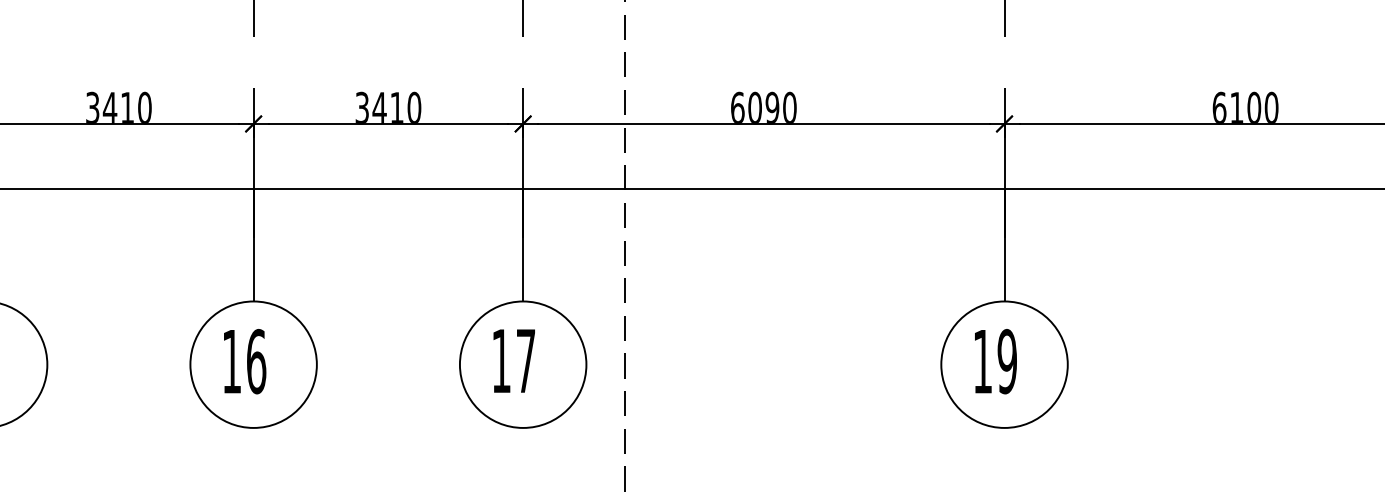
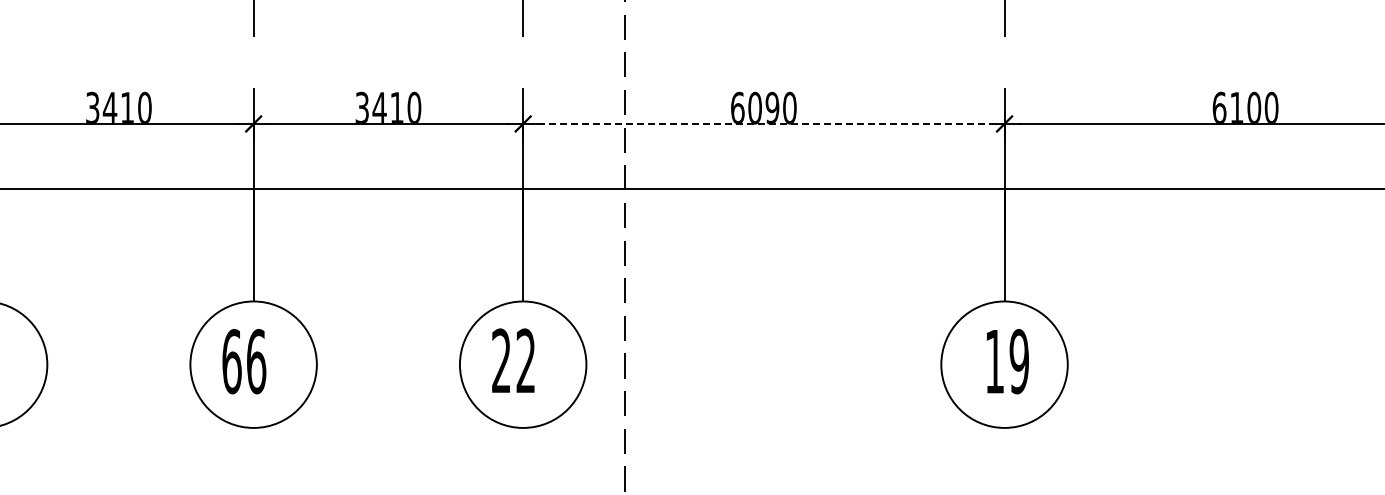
line: solid -> dashed (763, 123)
text: 17 -> 22 (513, 360)
text: 16 -> 66 (231, 361)
text position: (995, 361) -> (1007, 361) (1007, 361)
